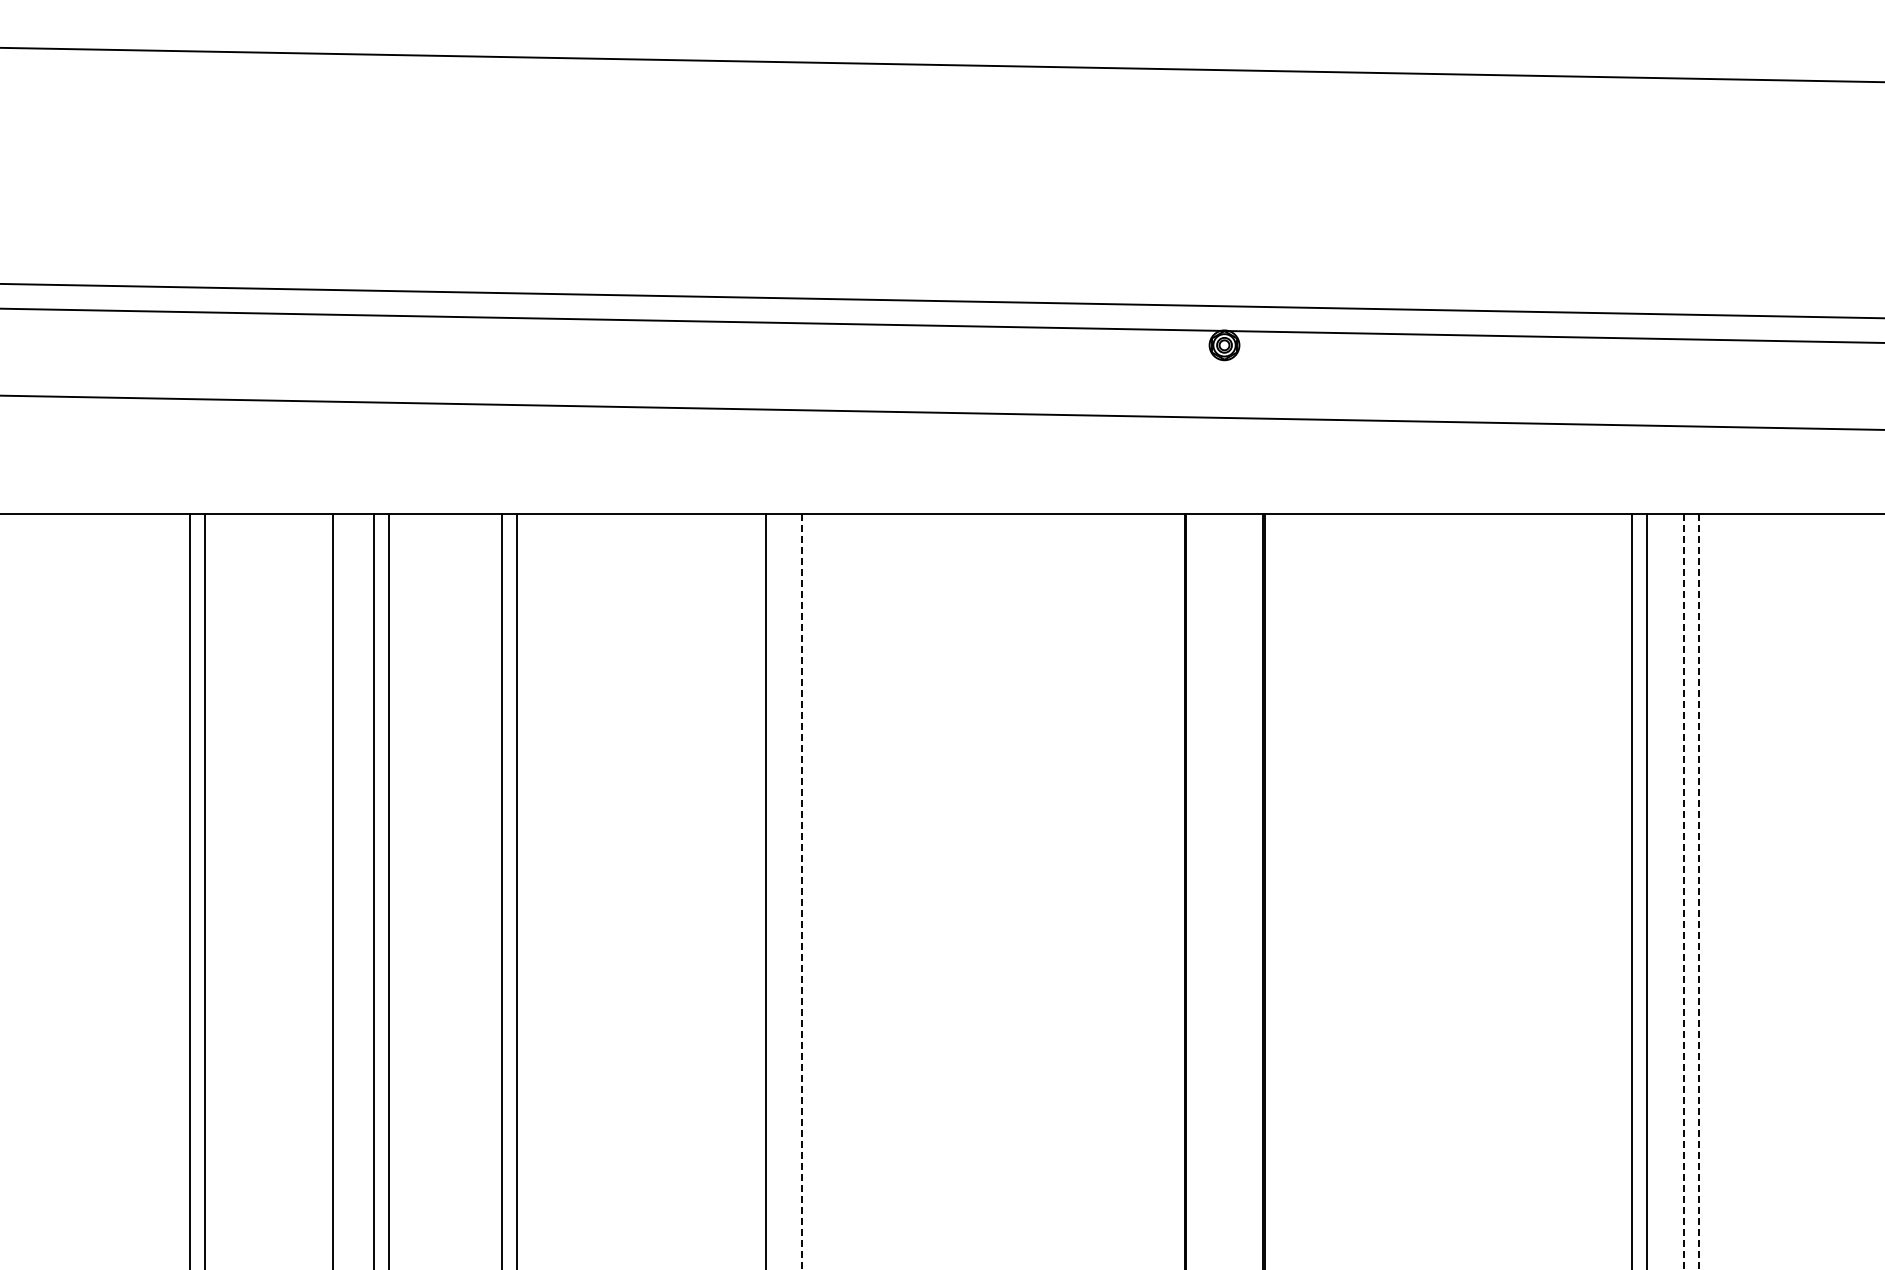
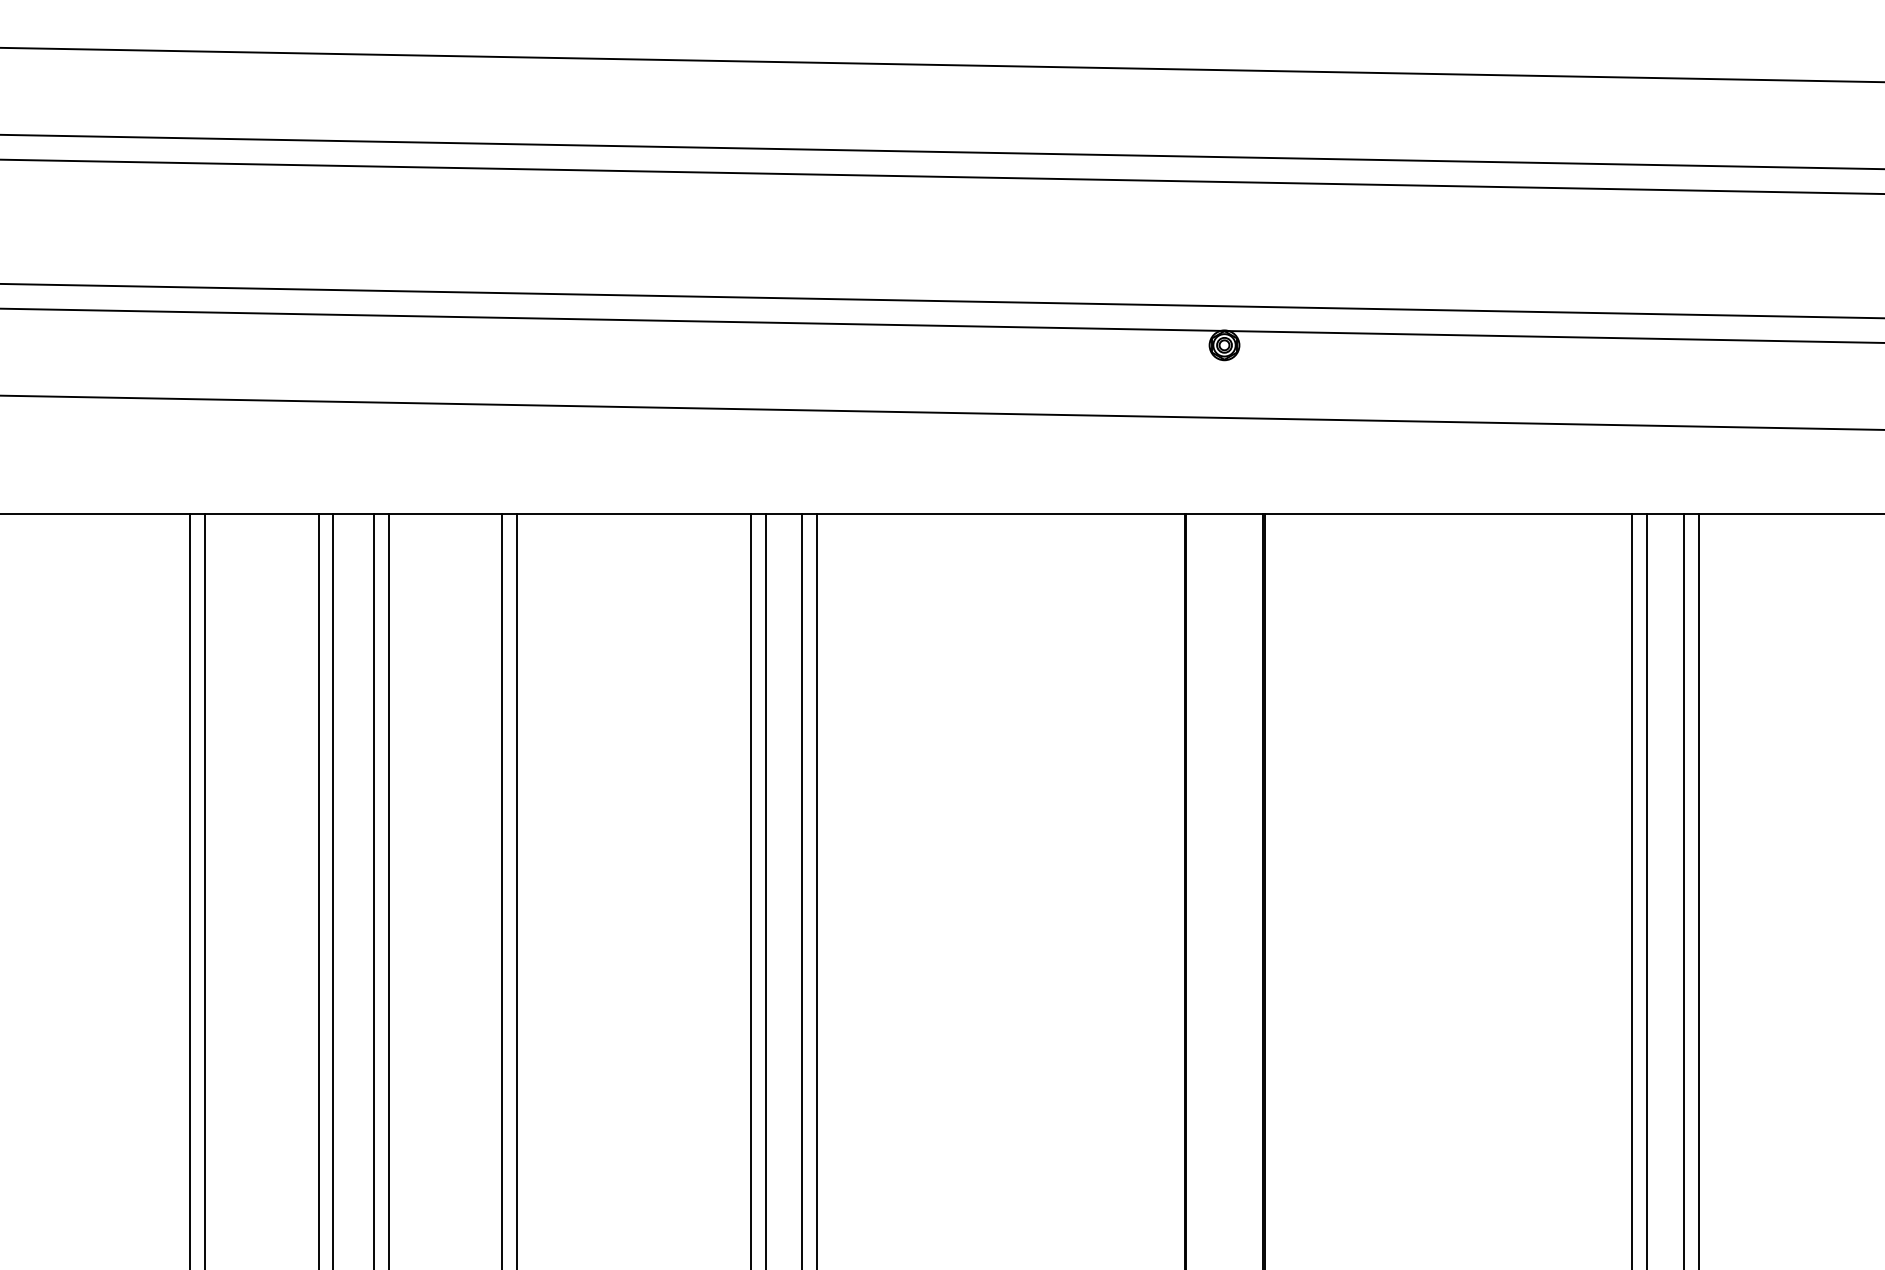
line: none -> present (941, 151)
line: none -> present (941, 176)
line: none -> present (318, 890)
line: none -> present (751, 890)
line: none -> present (817, 890)
line: dashed -> solid (802, 892)
line: dashed -> solid (1683, 892)
line: dashed -> solid (1698, 892)
